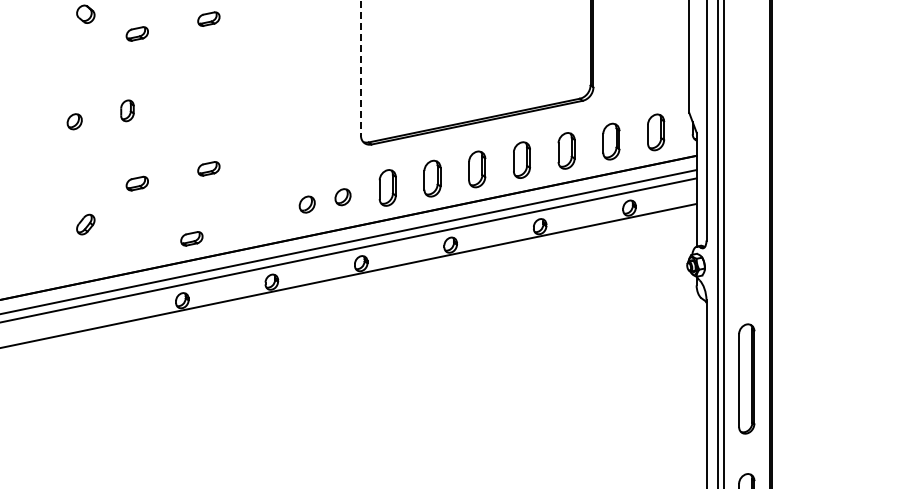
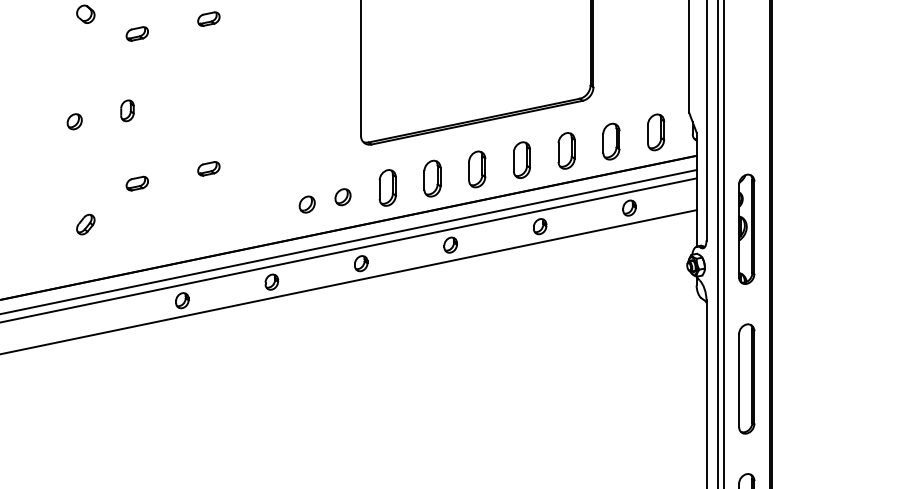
line: dashed -> solid (360, 68)
part: none -> present (746, 228)
part: present -> none (191, 238)
line position: (348, 275) -> (349, 281) (349, 281)
